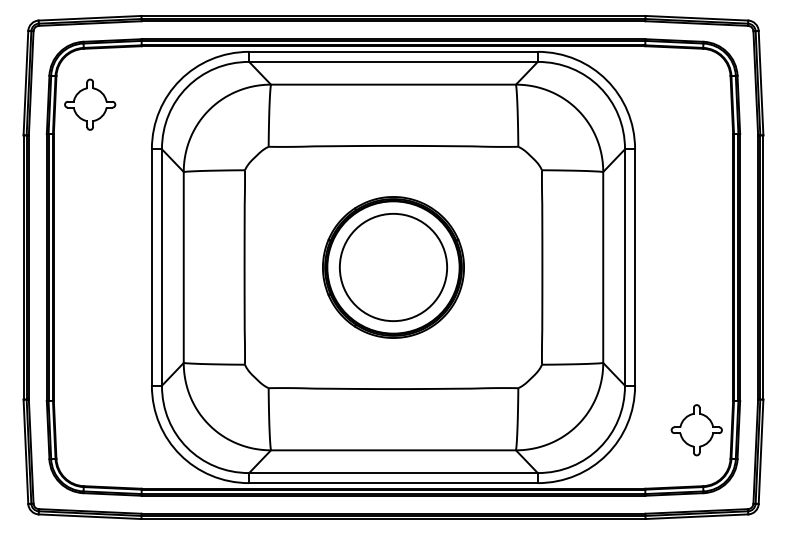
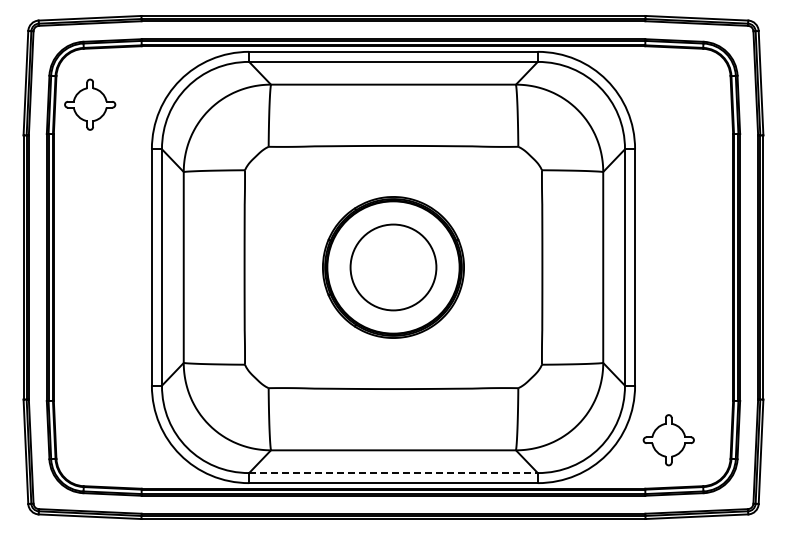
circle diameter: 107 px -> 86 px (393, 267)
part position: (696, 430) -> (668, 440) (668, 440)
line: solid -> dashed (393, 473)
